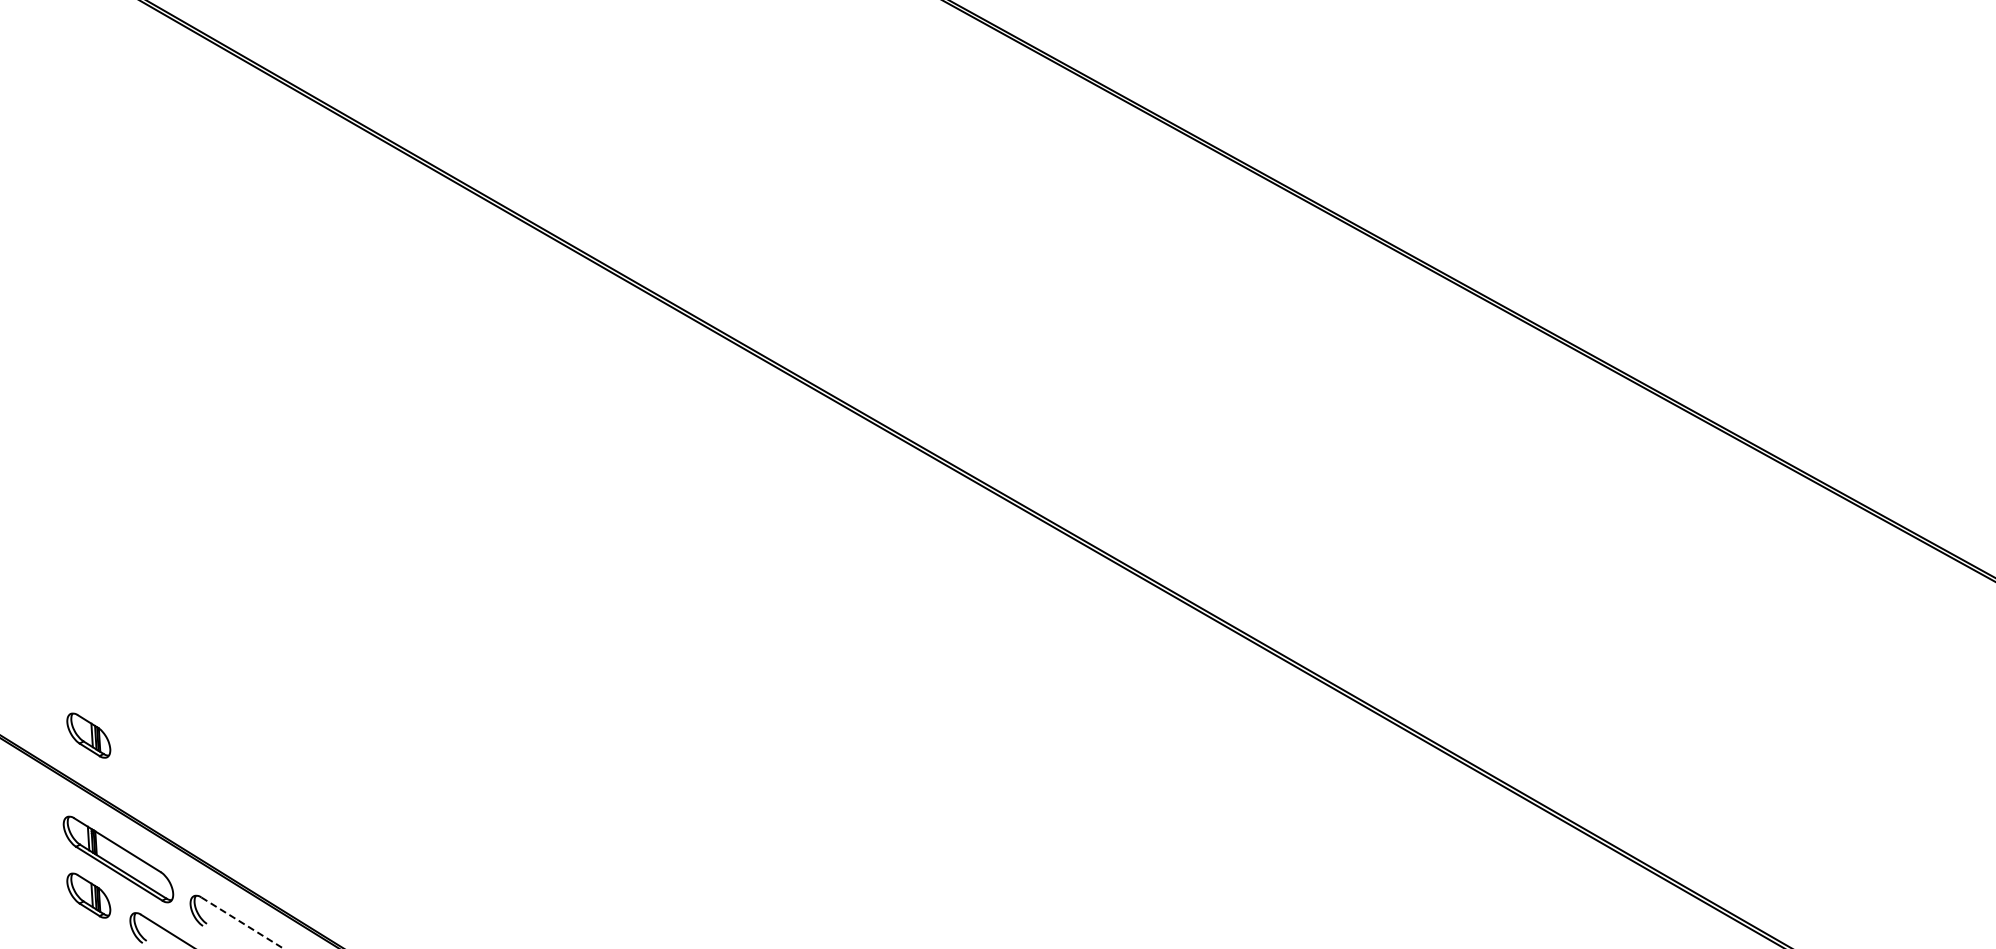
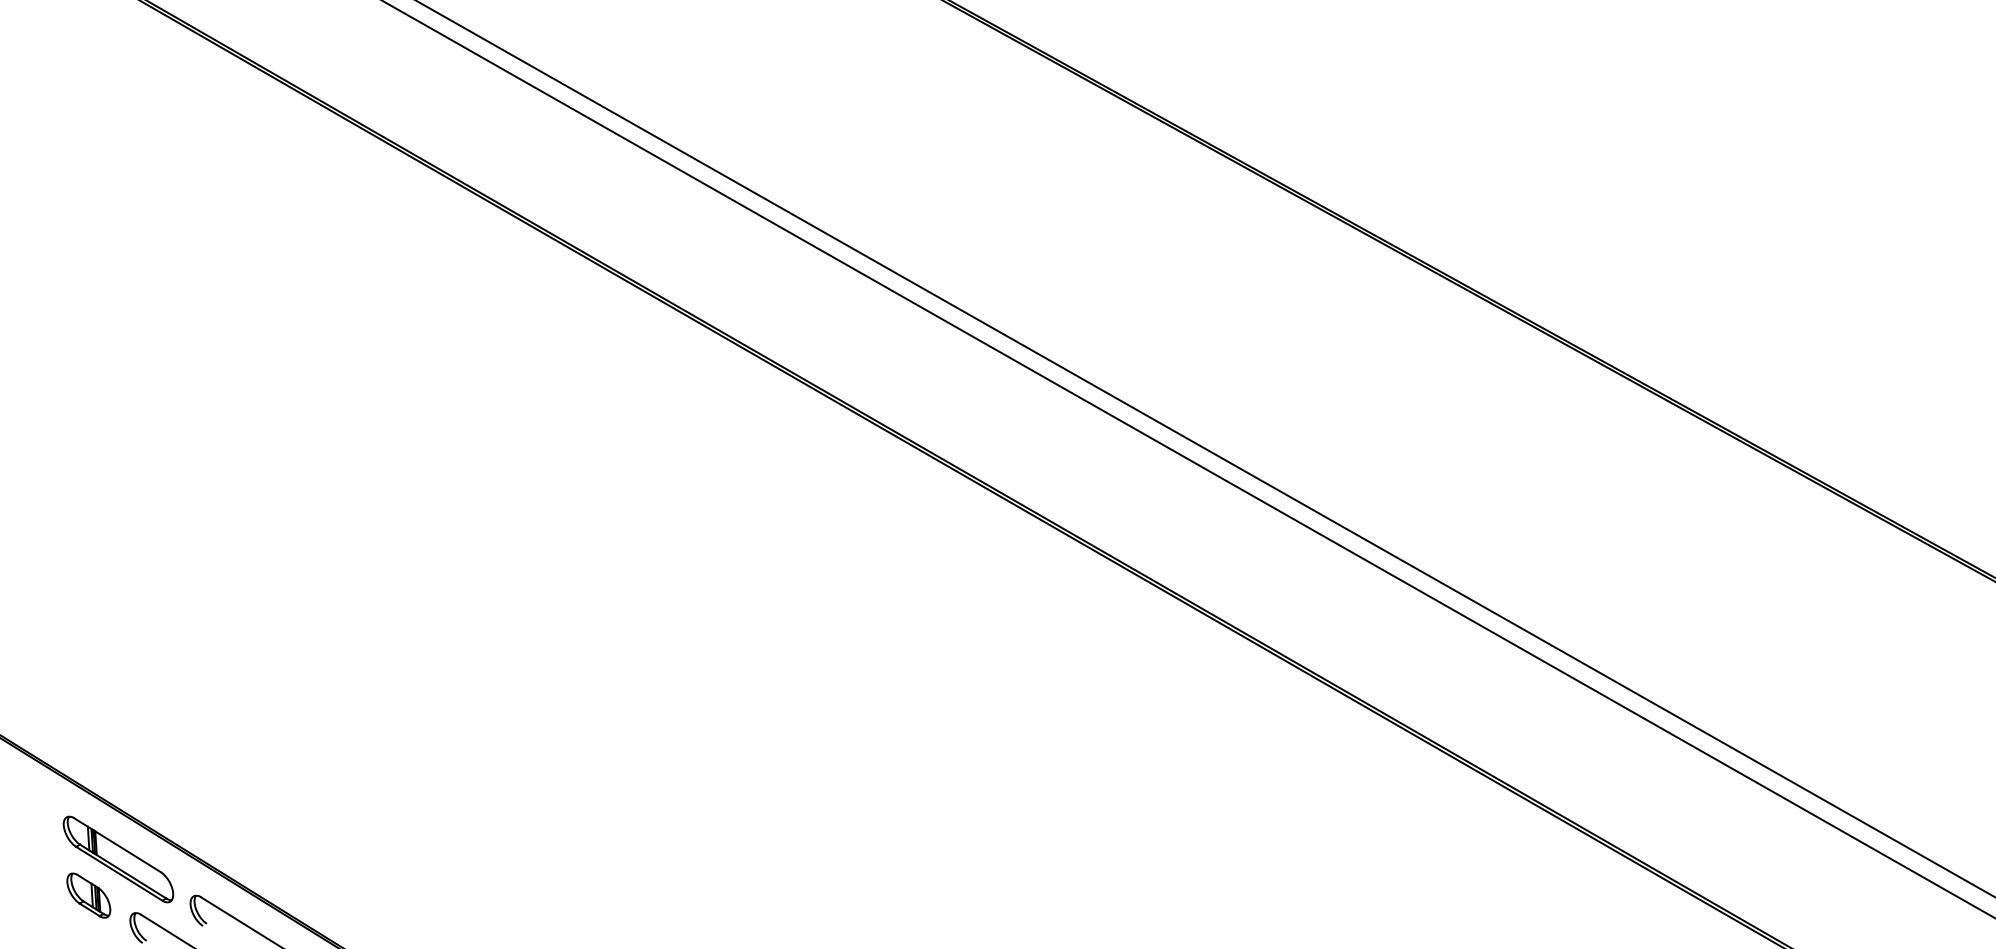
line: none -> present (1205, 448)
line: none -> present (1188, 459)
part: present -> none (88, 735)
line: dashed -> solid (242, 923)
